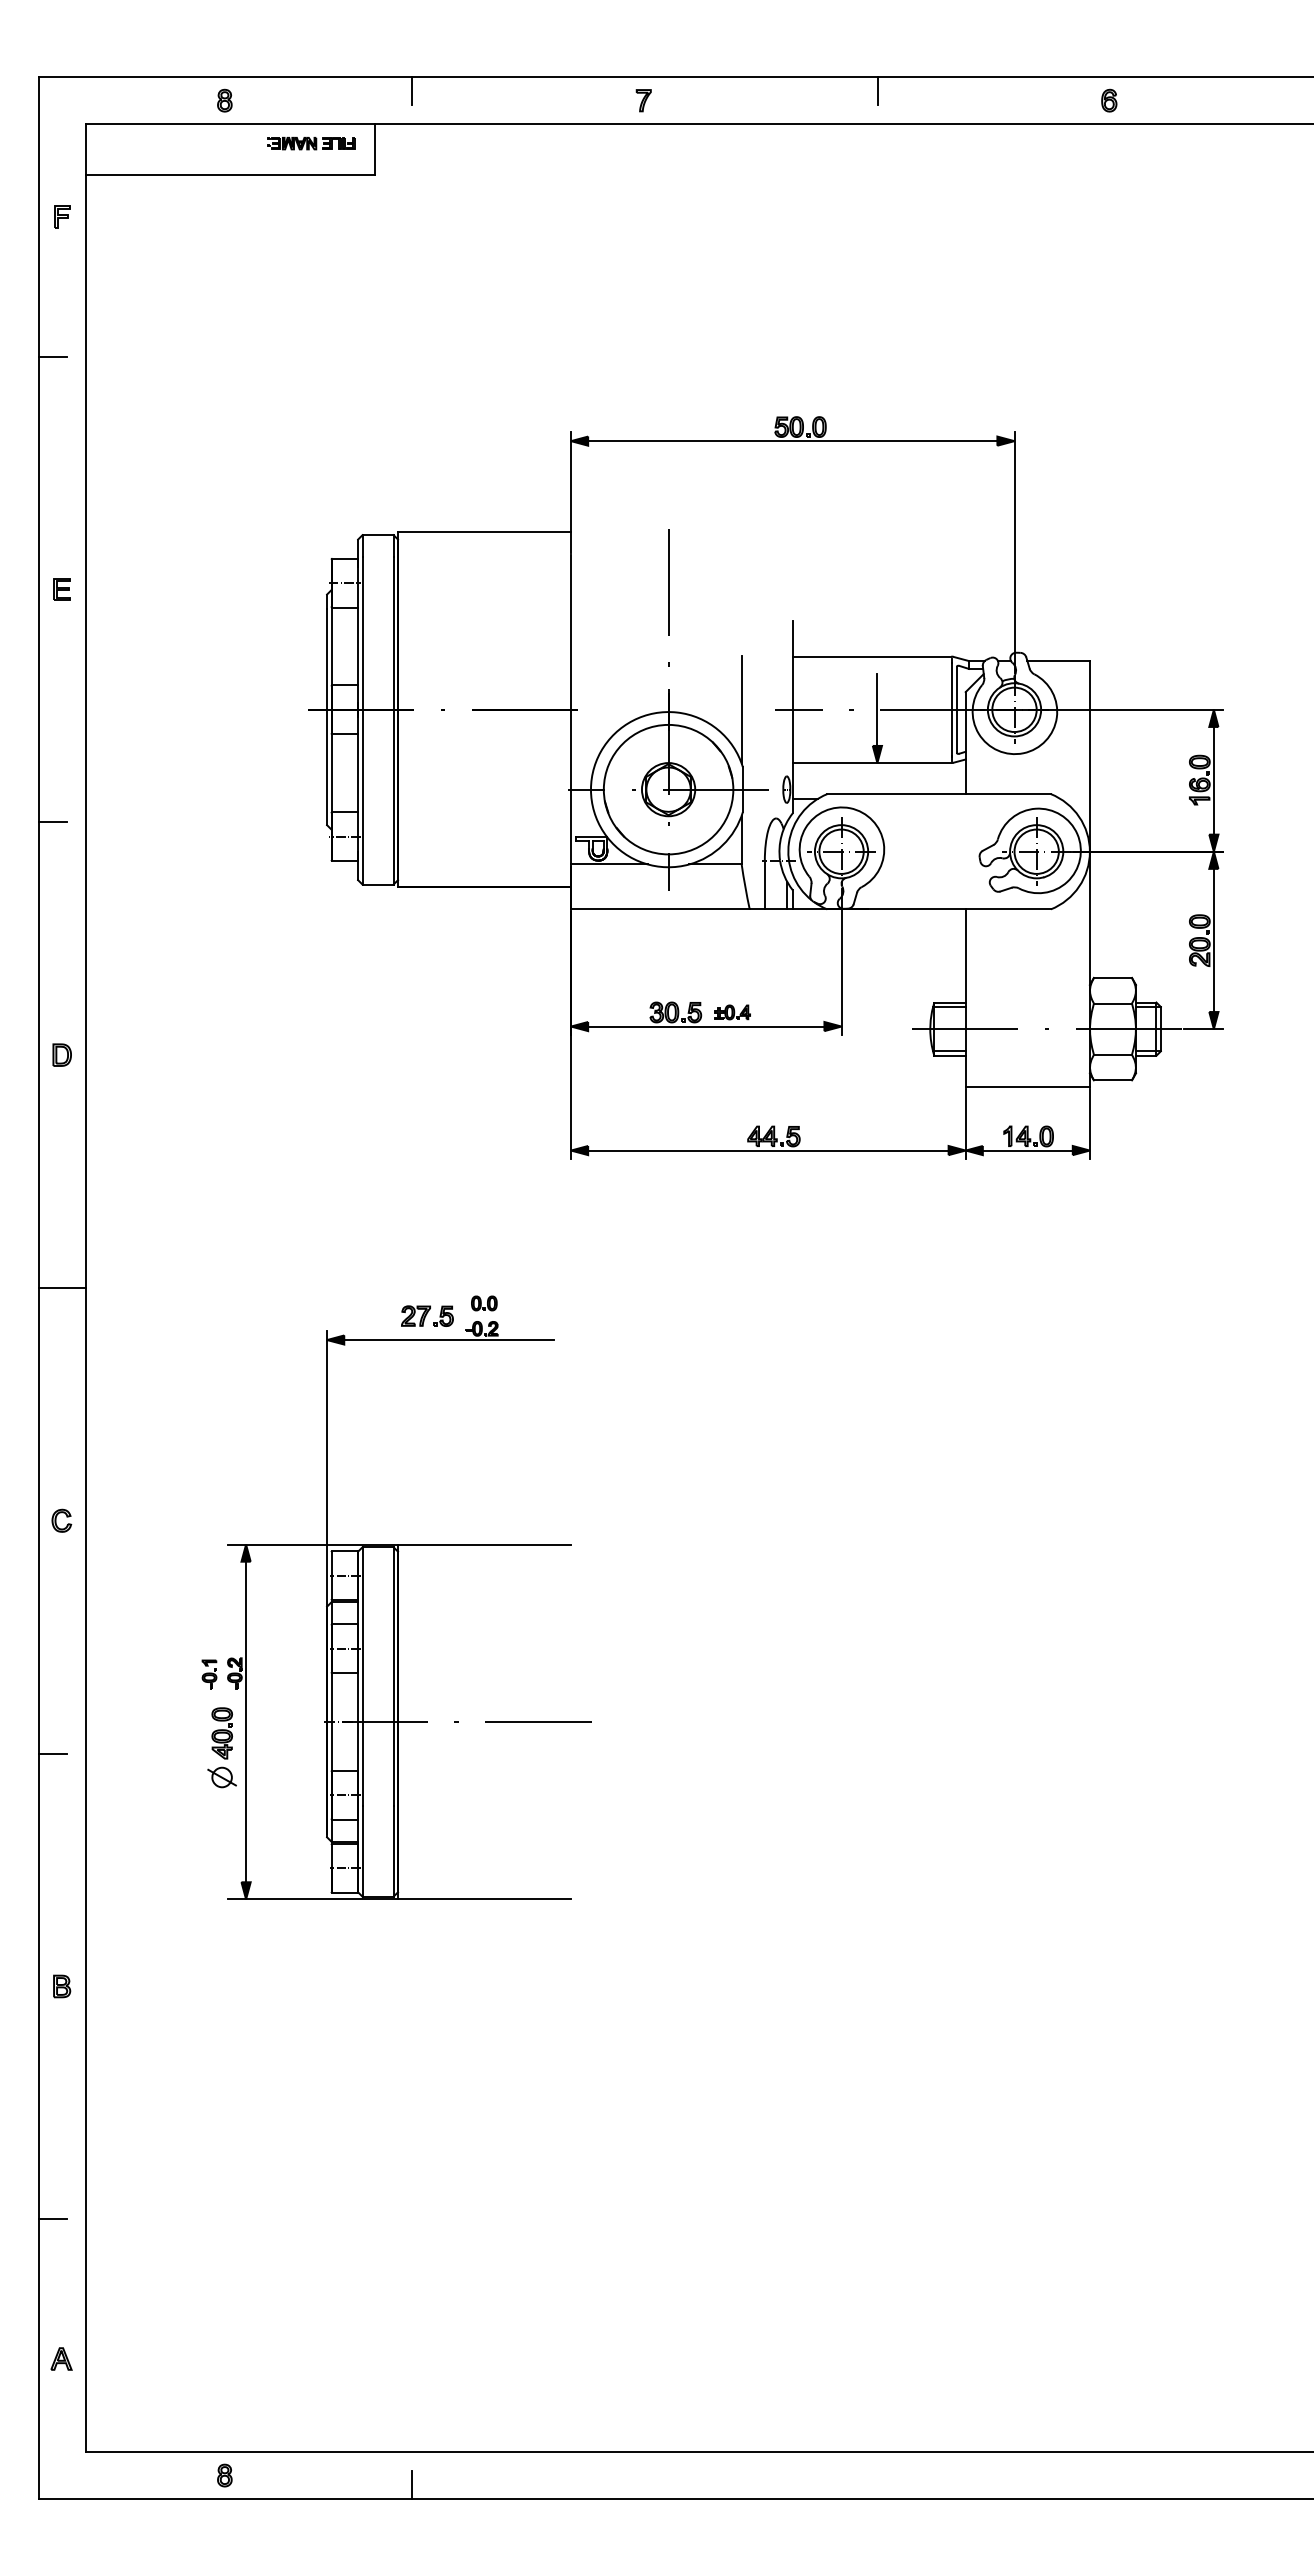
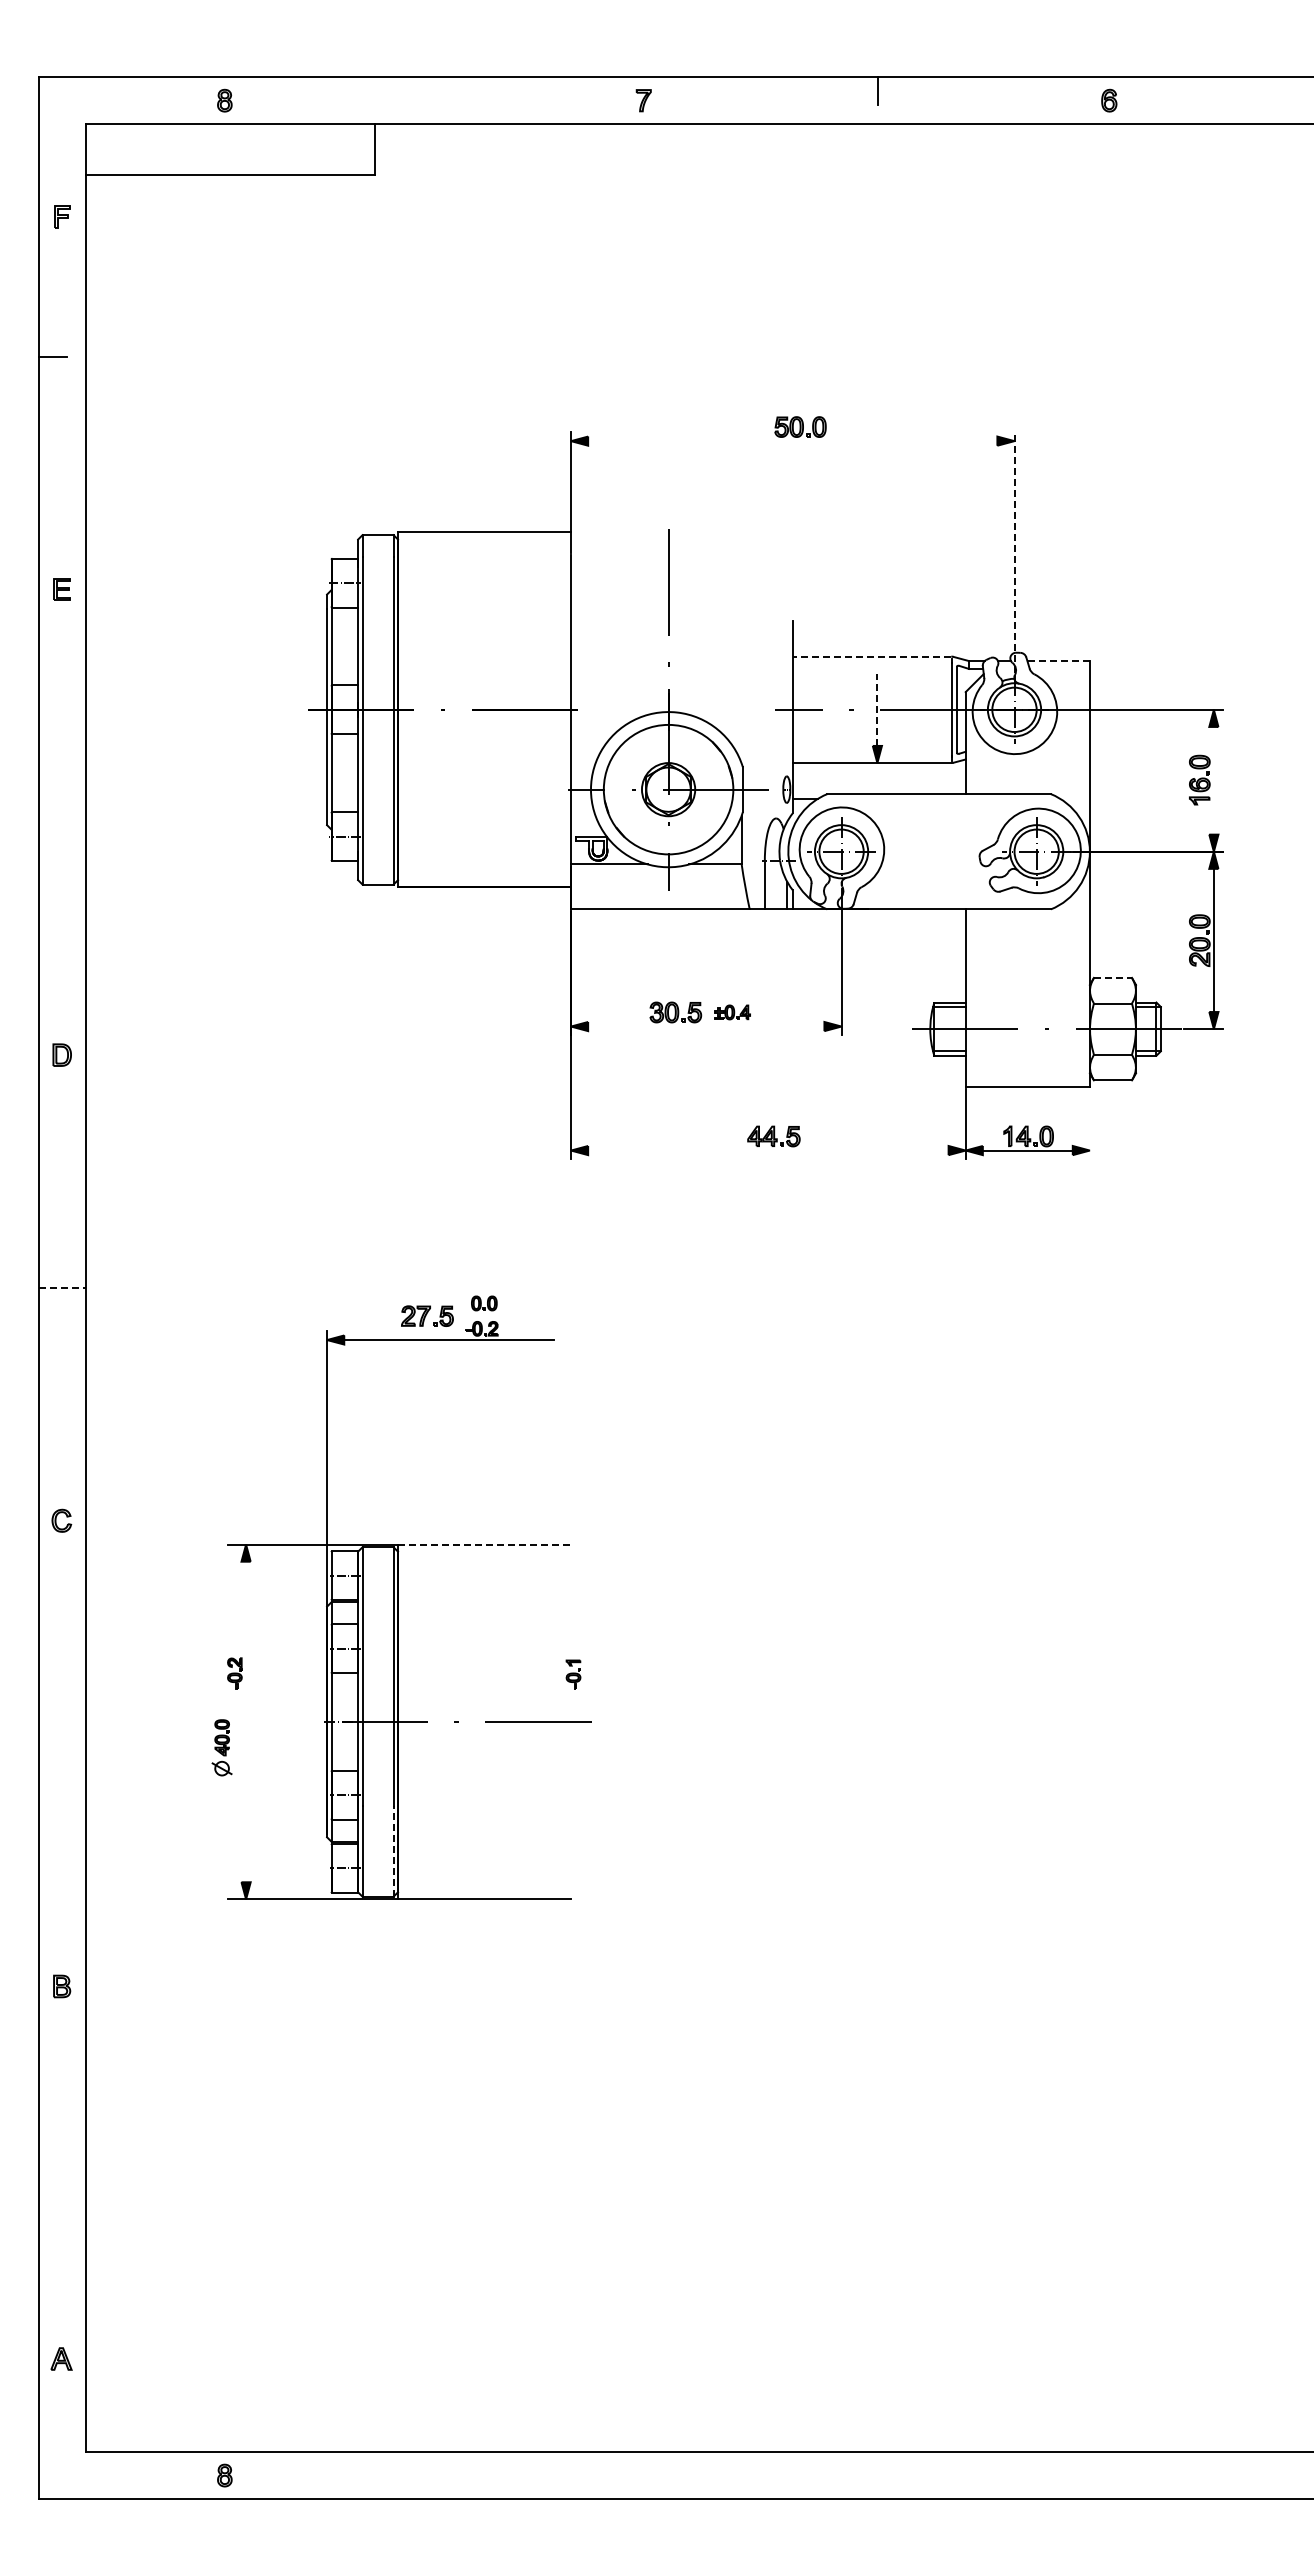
line: present -> none (411, 91)
part: present -> none (311, 143)
line: present -> none (792, 441)
line: solid -> dashed (1014, 551)
line: solid -> dashed (871, 656)
line: solid -> dashed (1058, 661)
line: present -> none (741, 709)
line: solid -> dashed (877, 709)
line: present -> none (1213, 780)
line: present -> none (53, 822)
line: solid -> dashed (1113, 977)
line: present -> none (706, 1026)
line: present -> none (1089, 1124)
line: present -> none (768, 1150)
line: solid -> dashed (63, 1288)
line: solid -> dashed (485, 1544)
part position: (209, 1674) -> (573, 1674) (573, 1674)
line: present -> none (246, 1721)
part size: 30x82 px -> 22x58 px (221, 1747)
line: present -> none (53, 1753)
line: solid -> dashed (393, 1851)
line: present -> none (53, 2219)
line: present -> none (411, 2484)
